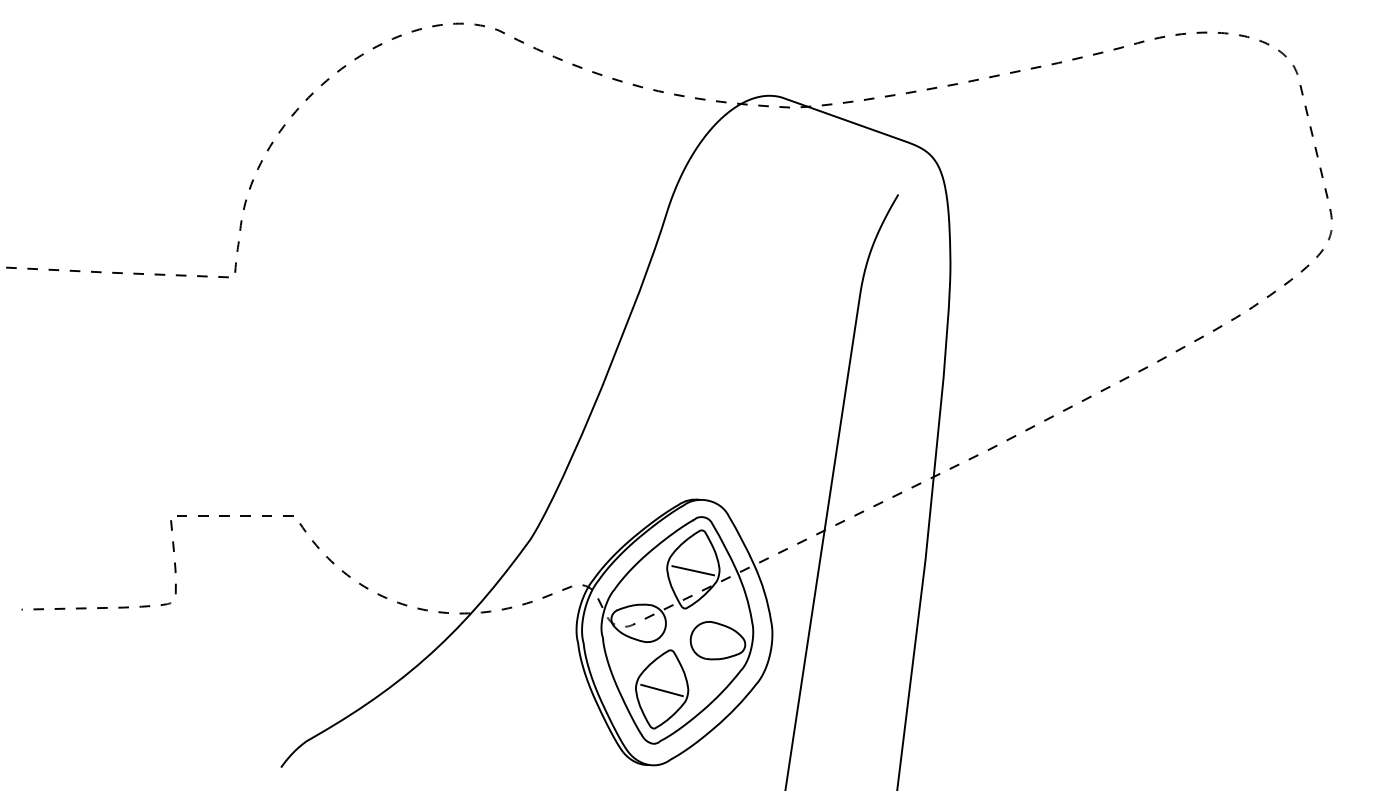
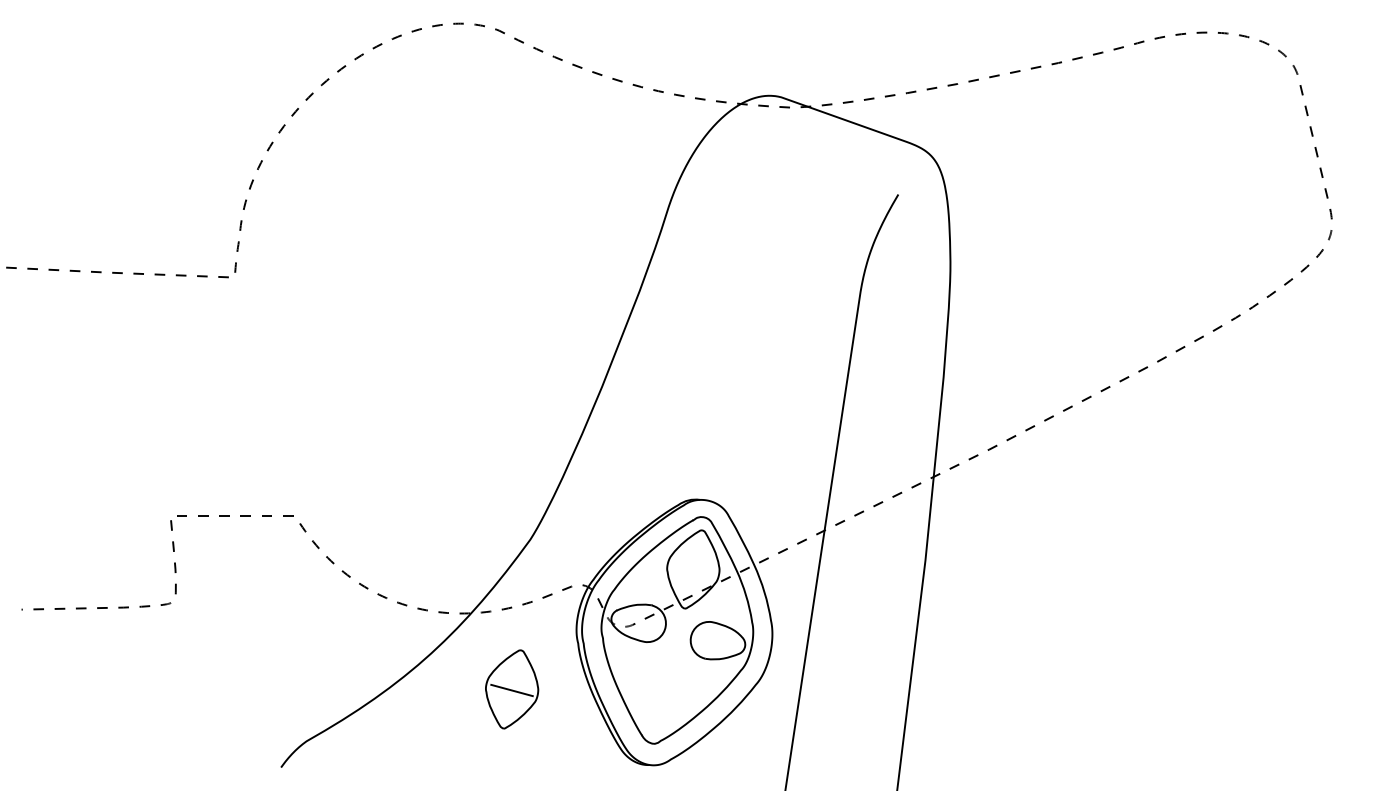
line: present -> none (693, 570)
part position: (662, 689) -> (512, 689) (512, 689)
